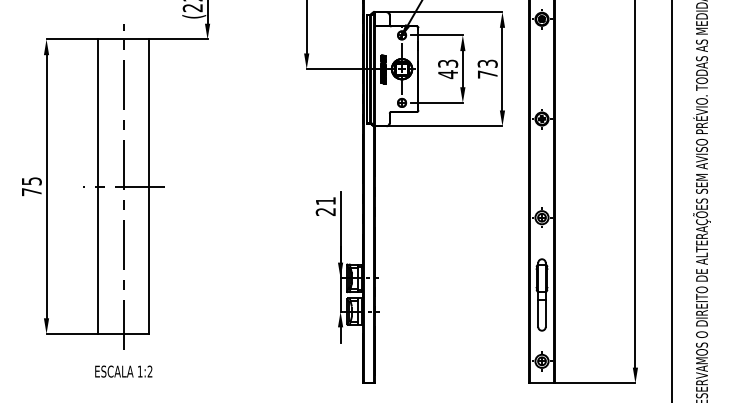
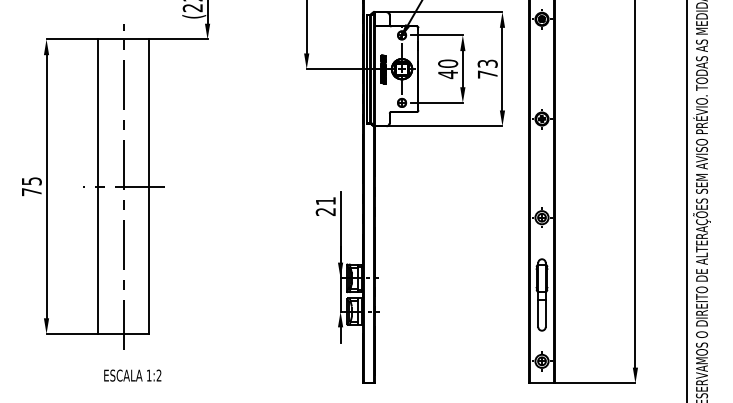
text: 43 -> 40 (448, 63)
line position: (671, 200) -> (686, 200) (686, 200)
text position: (123, 371) -> (132, 375) (132, 375)
